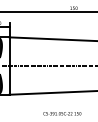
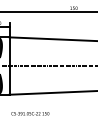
text position: (62, 113) -> (30, 113) (30, 113)
